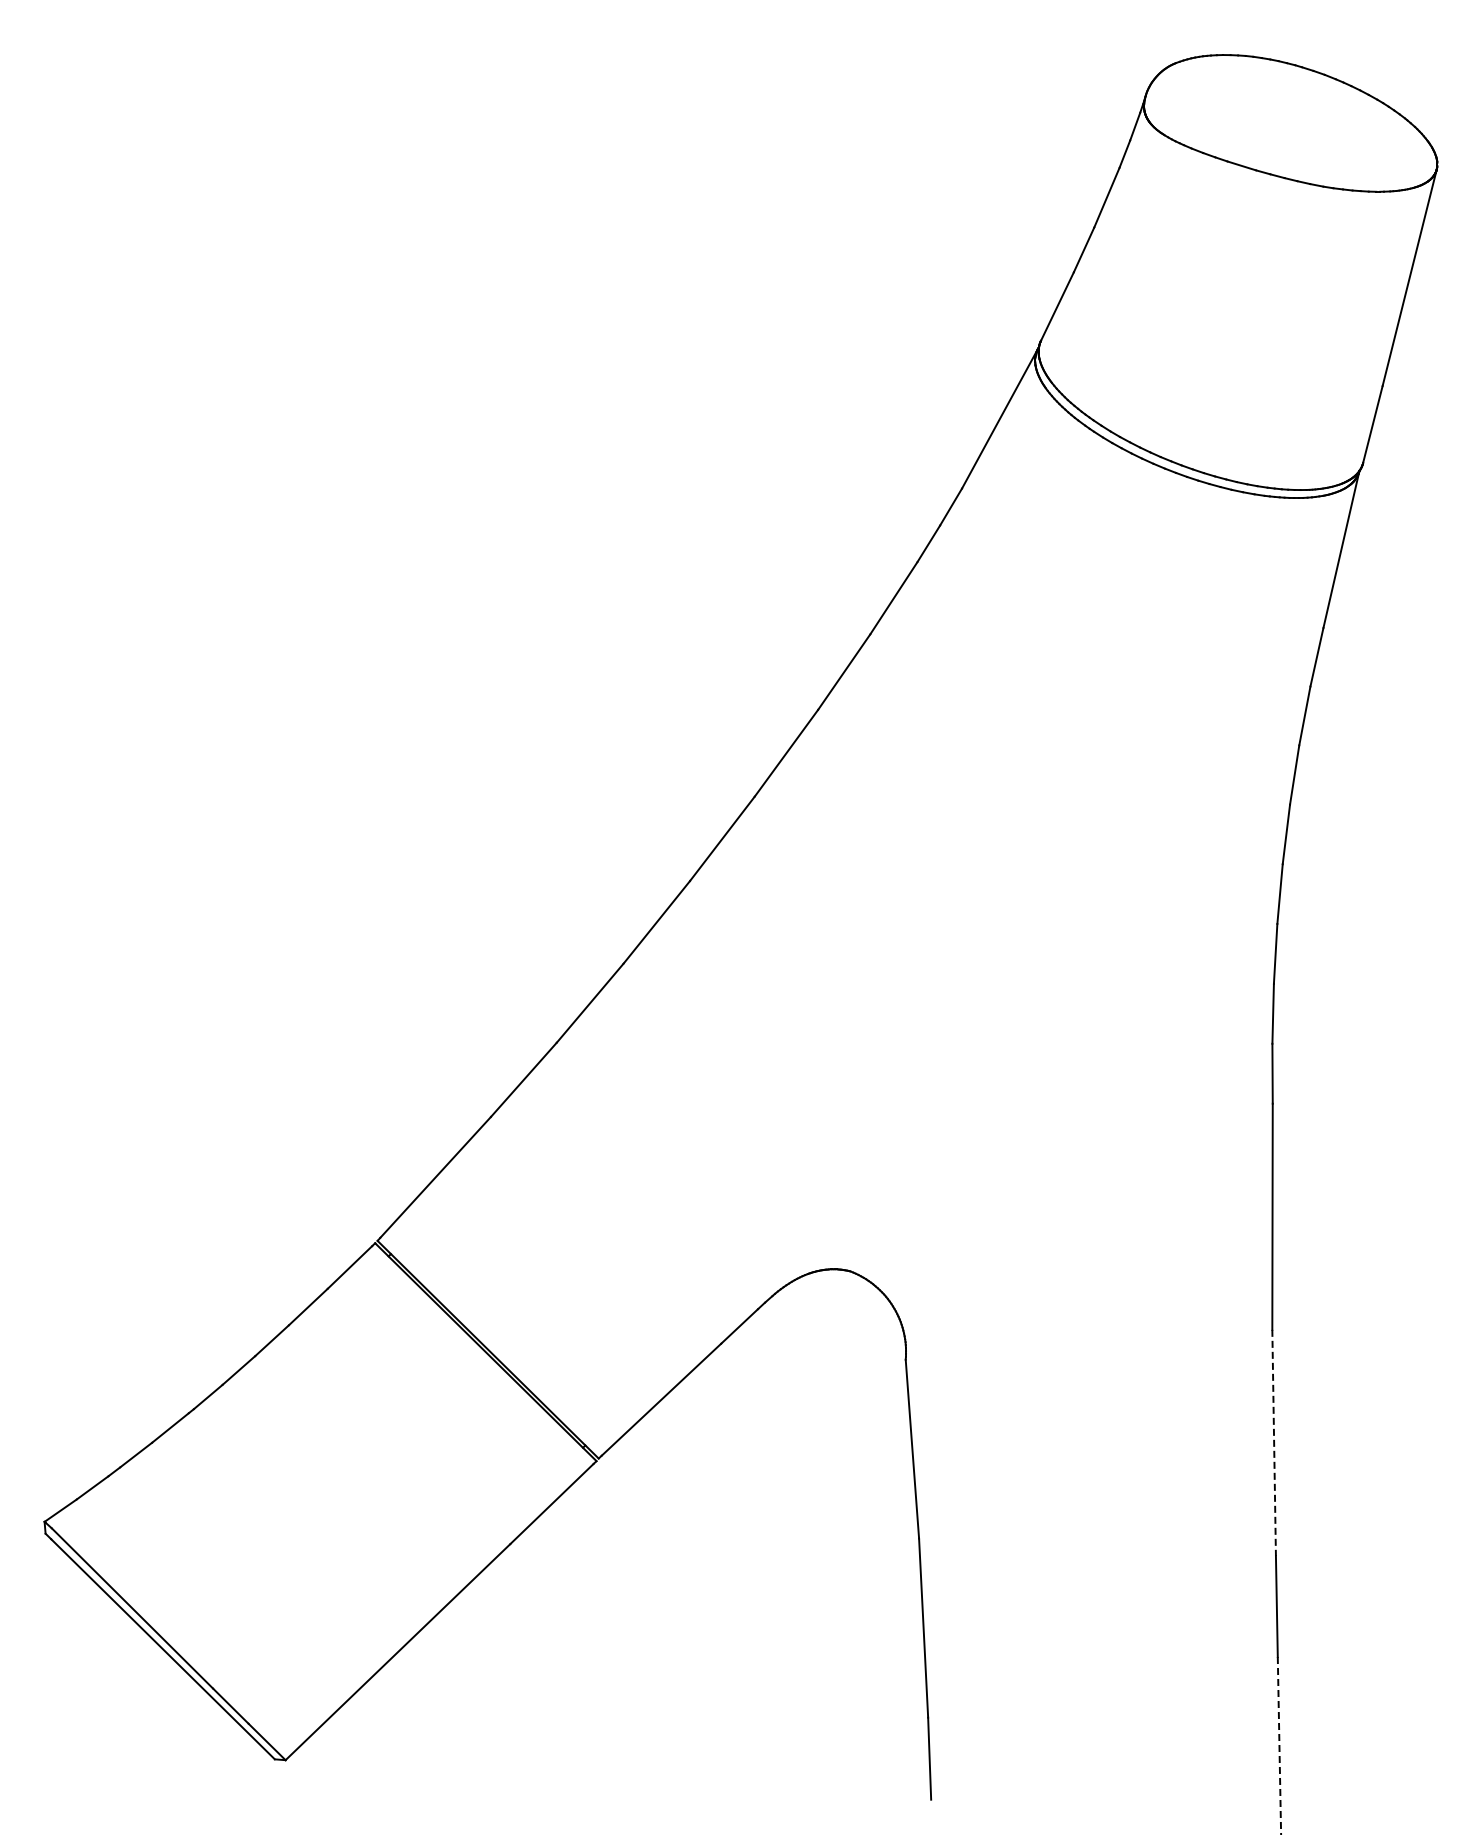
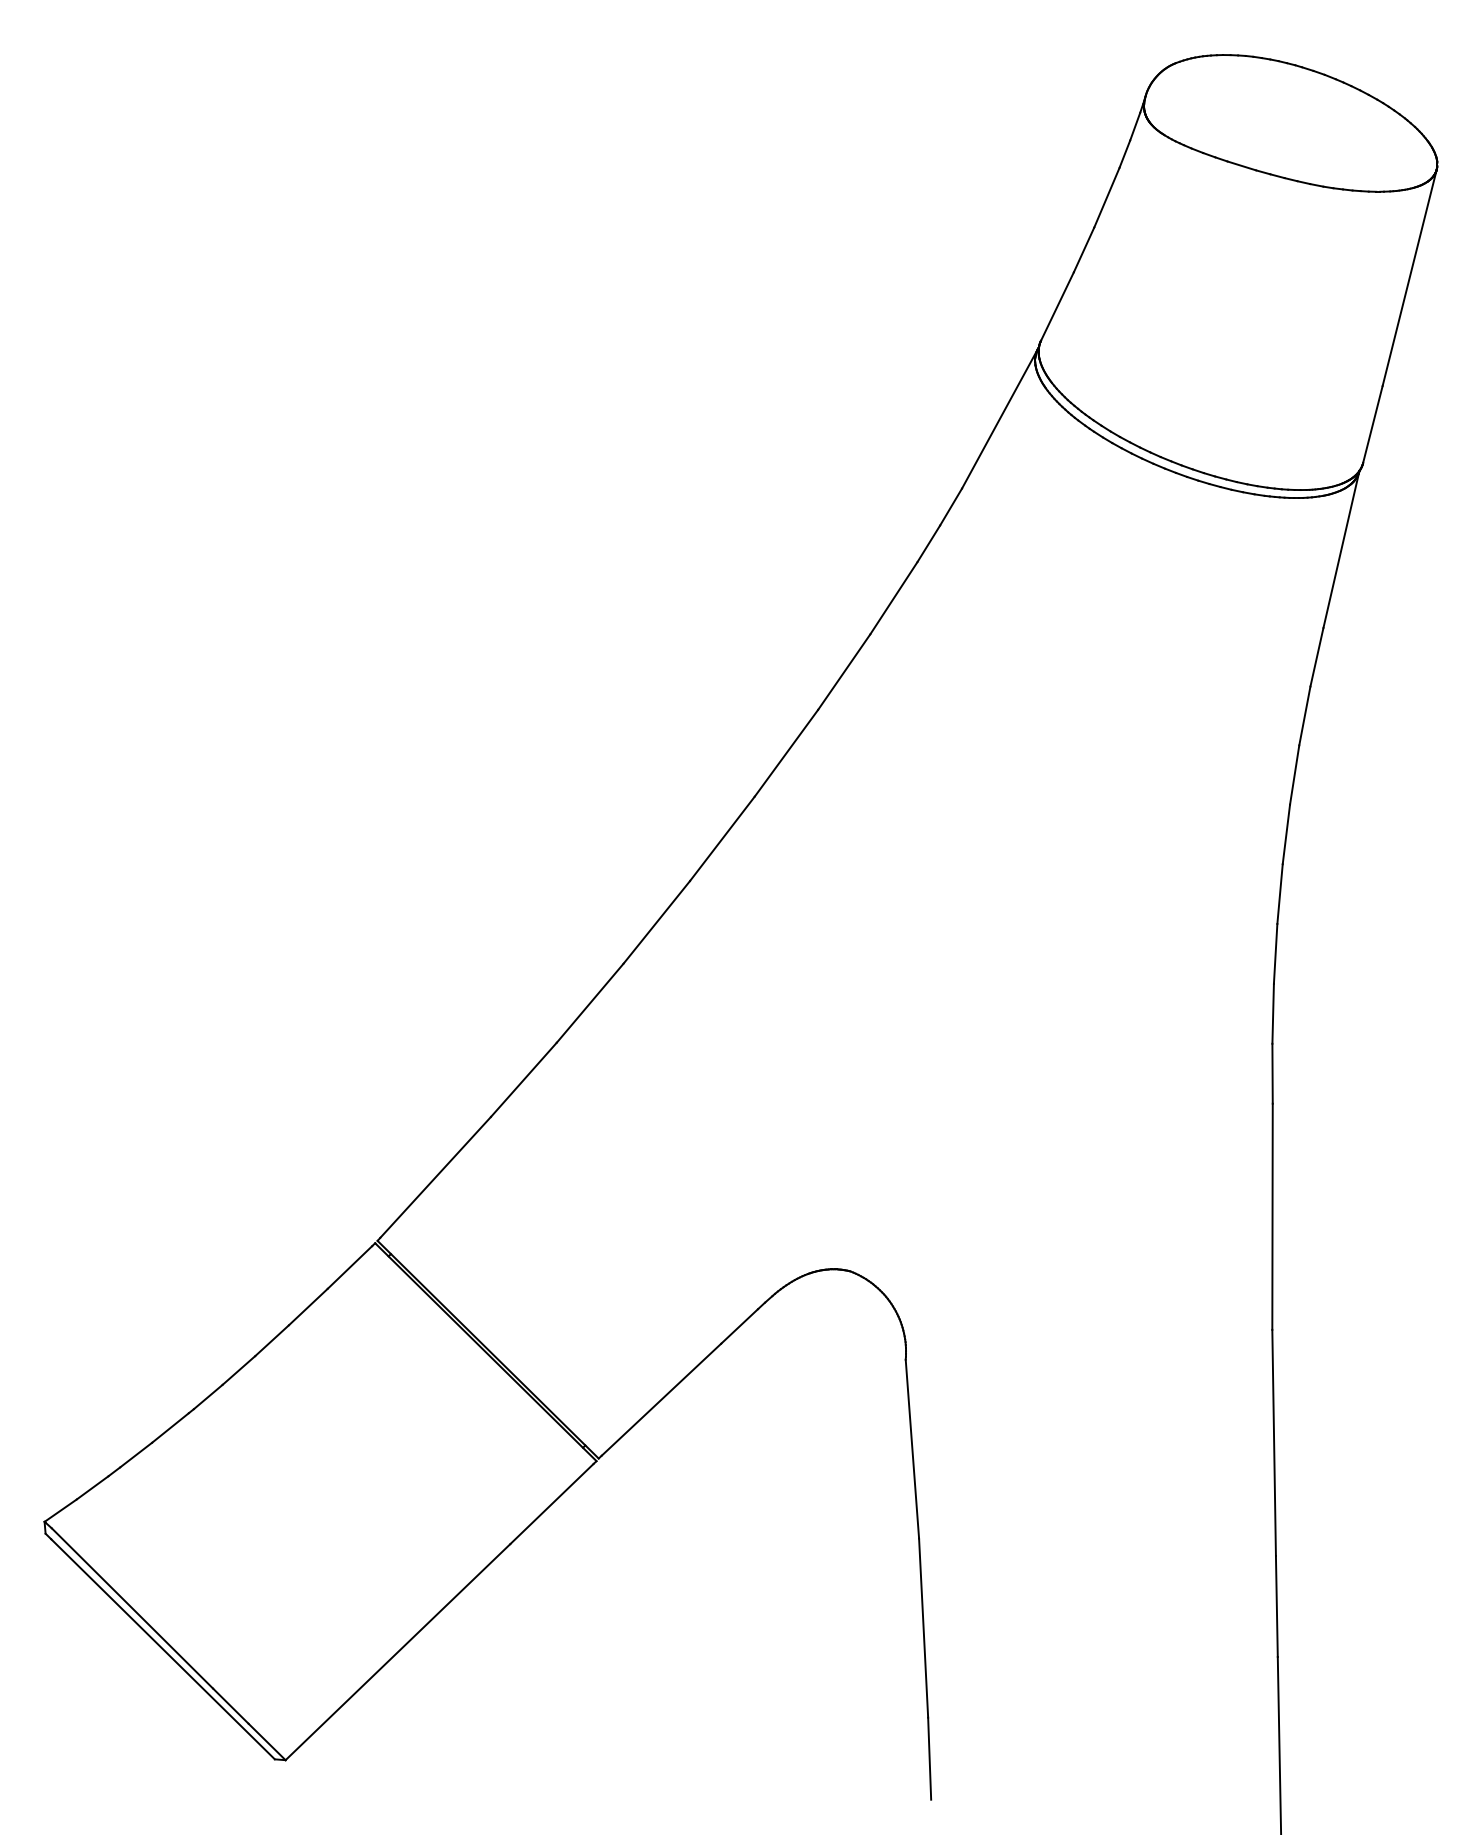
line: dashed -> solid (1274, 1443)
line: dashed -> solid (1279, 1745)
